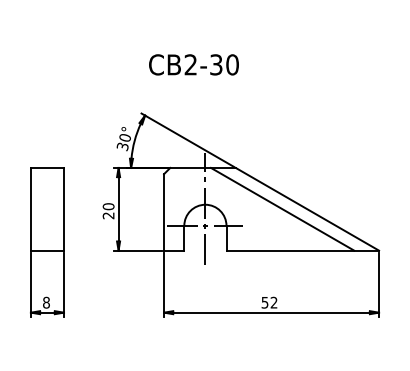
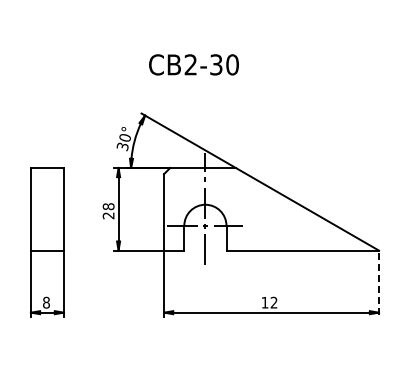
text: 20 -> 28 (108, 206)
line: present -> none (282, 208)
line: solid -> dashed (379, 285)
text: 52 -> 12 (264, 302)
